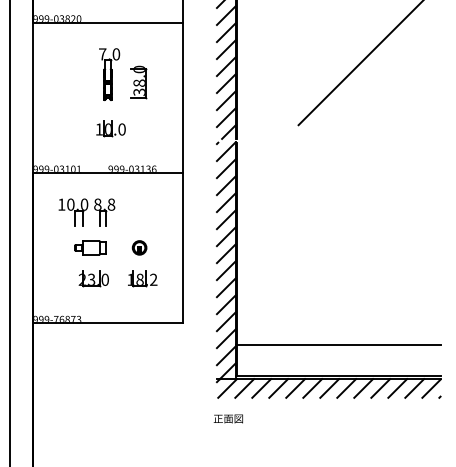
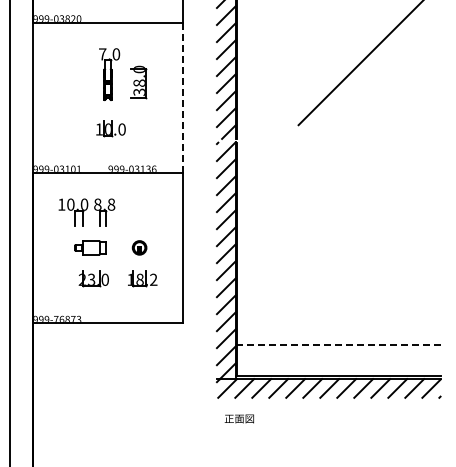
line: solid -> dashed (183, 98)
line: solid -> dashed (337, 345)
text position: (227, 418) -> (238, 418) (238, 418)
